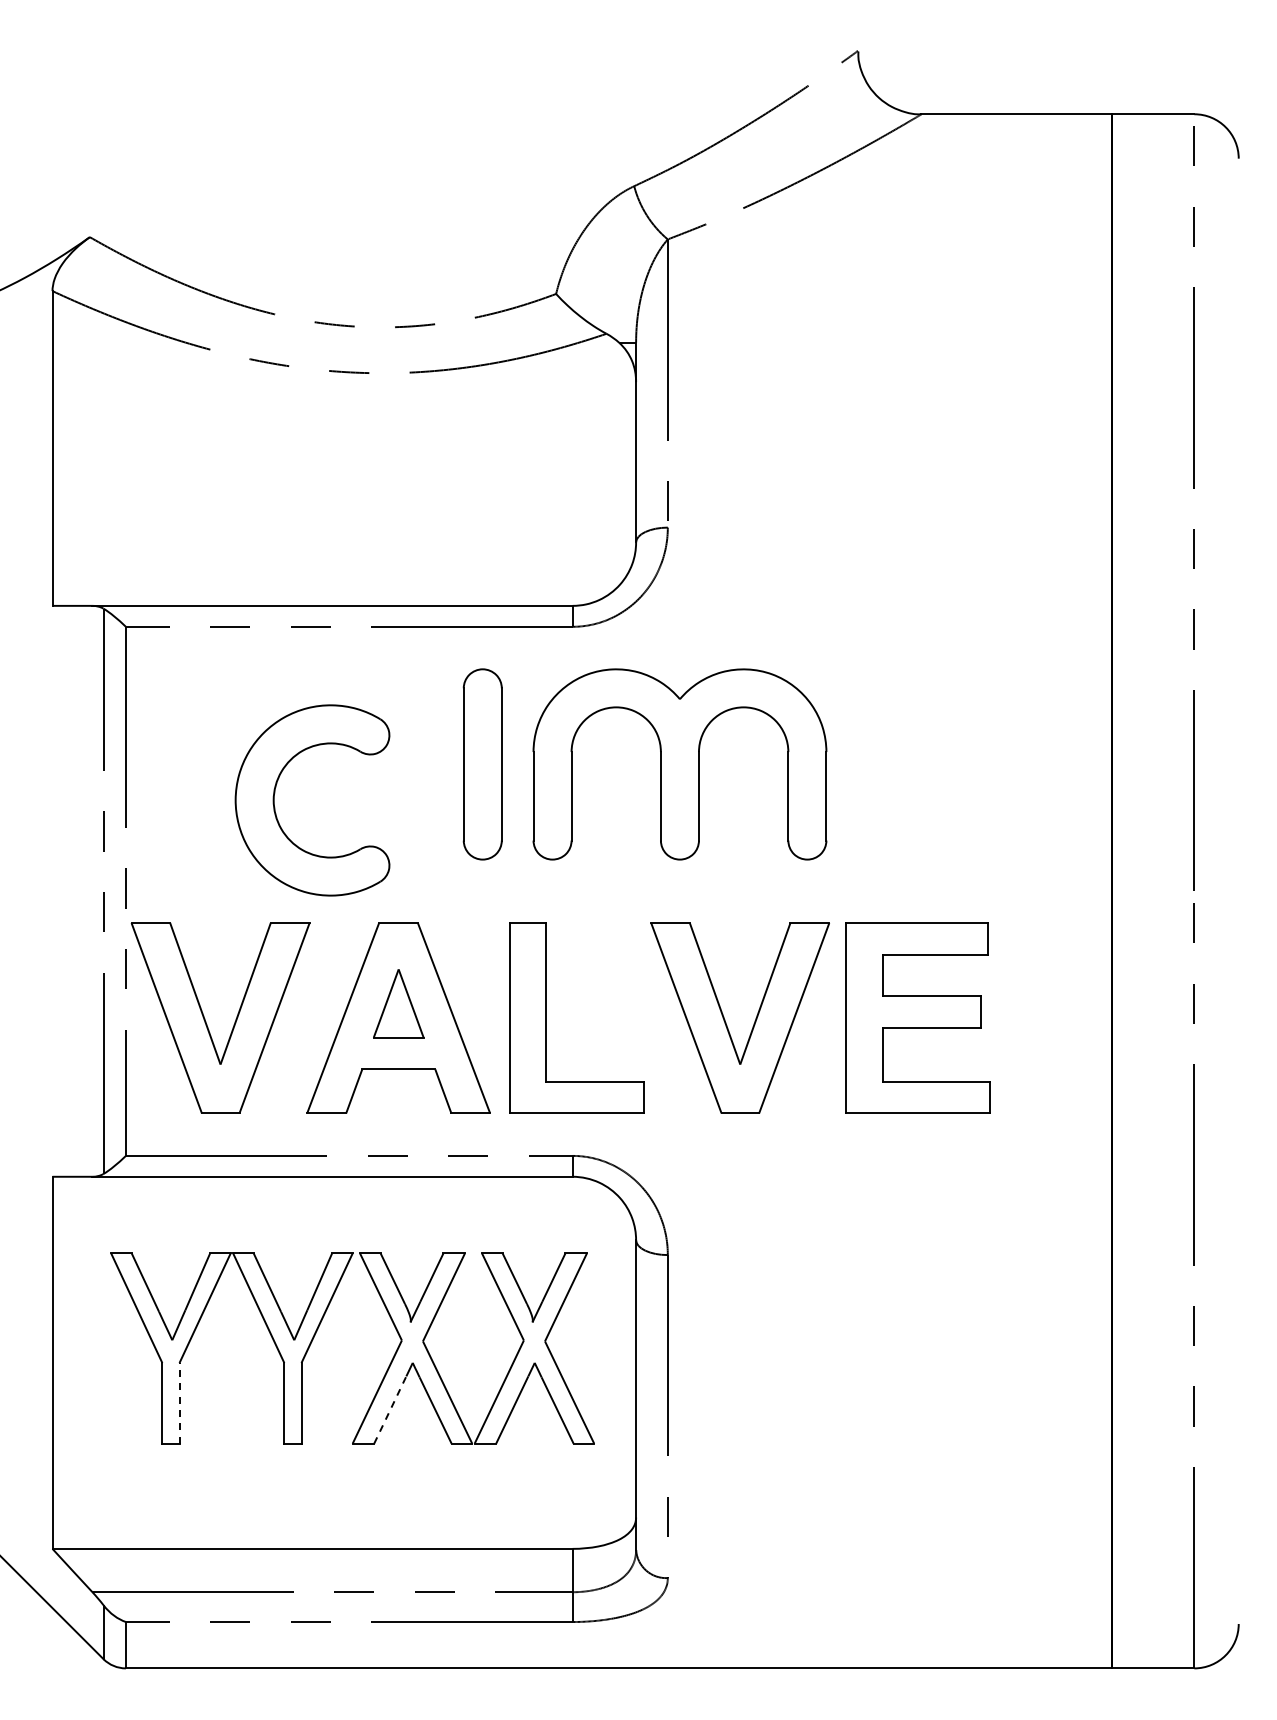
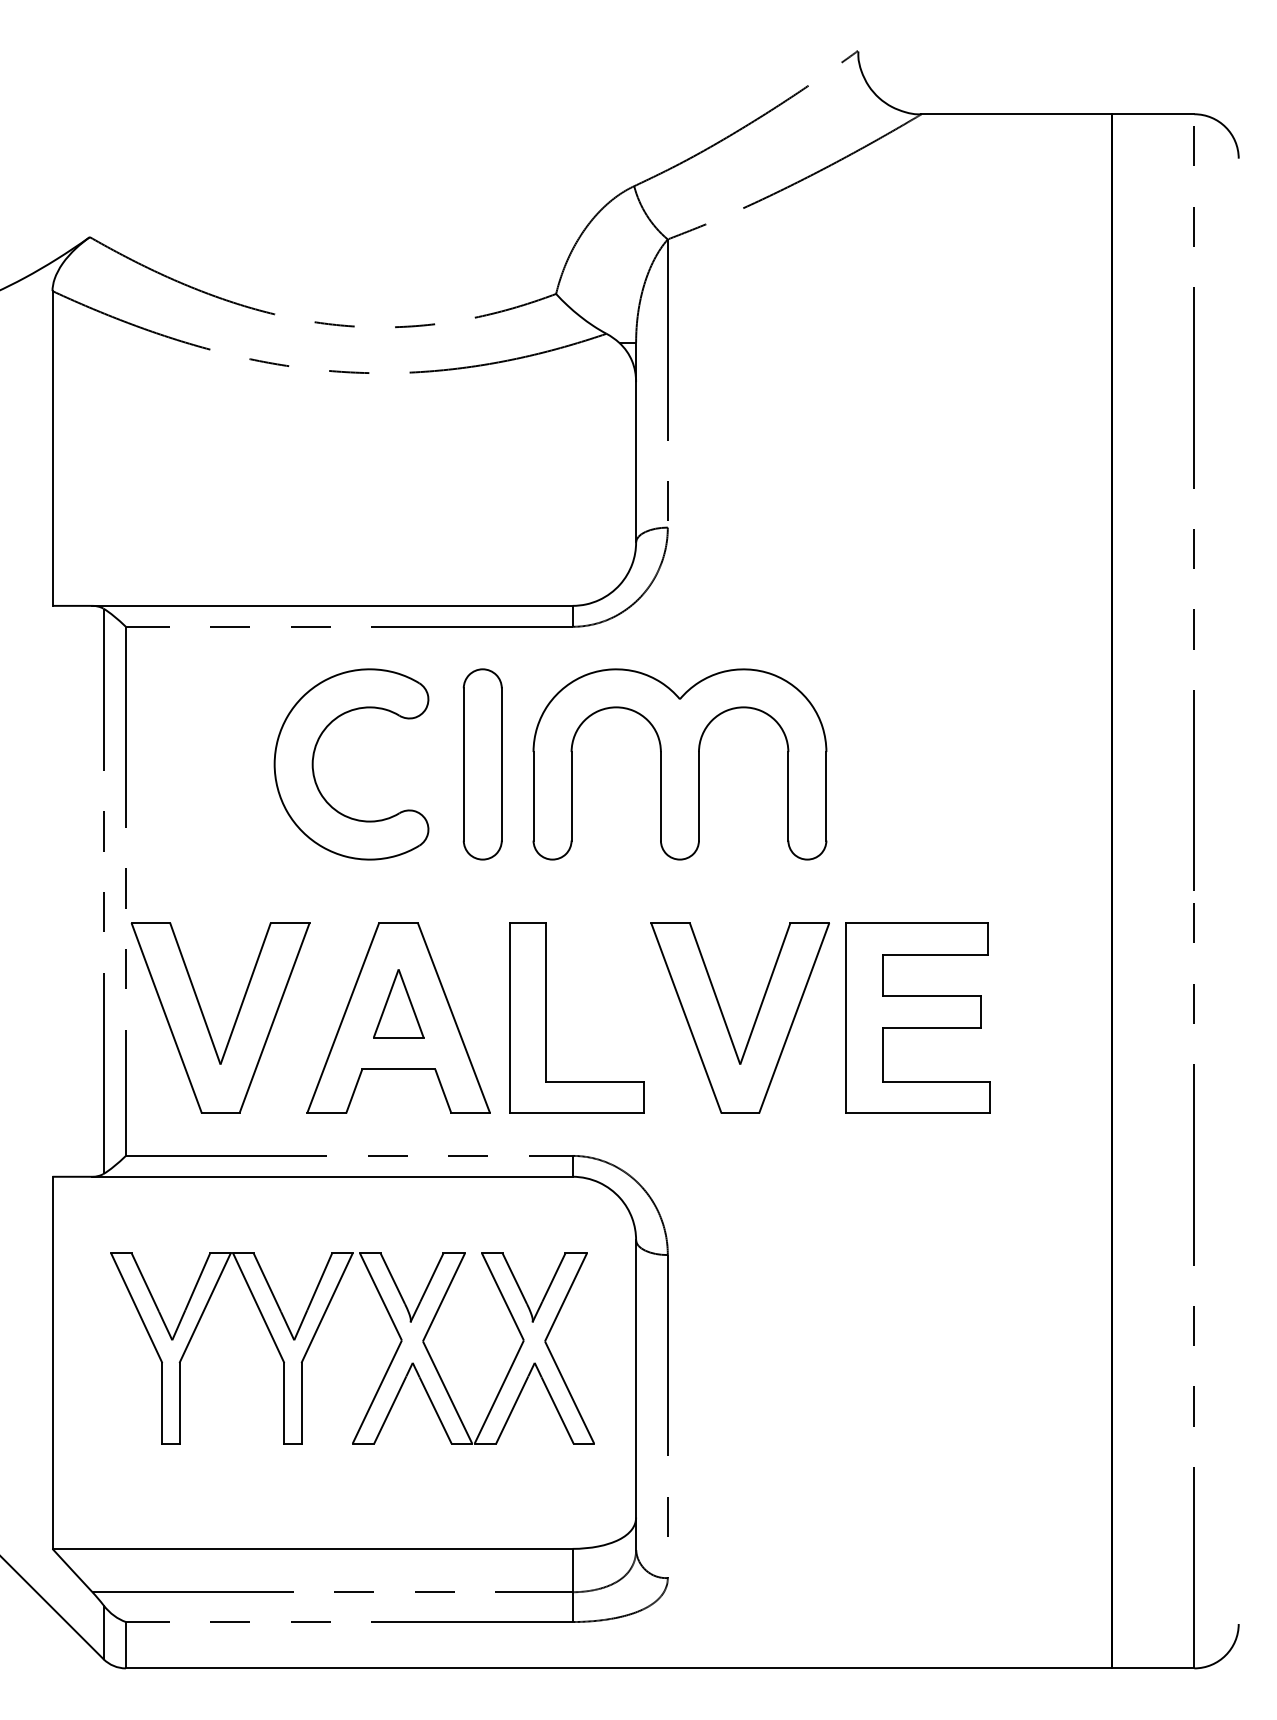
part position: (275, 793) -> (314, 757) (314, 757)
line: dashed -> solid (179, 1402)
line: dashed -> solid (390, 1409)
